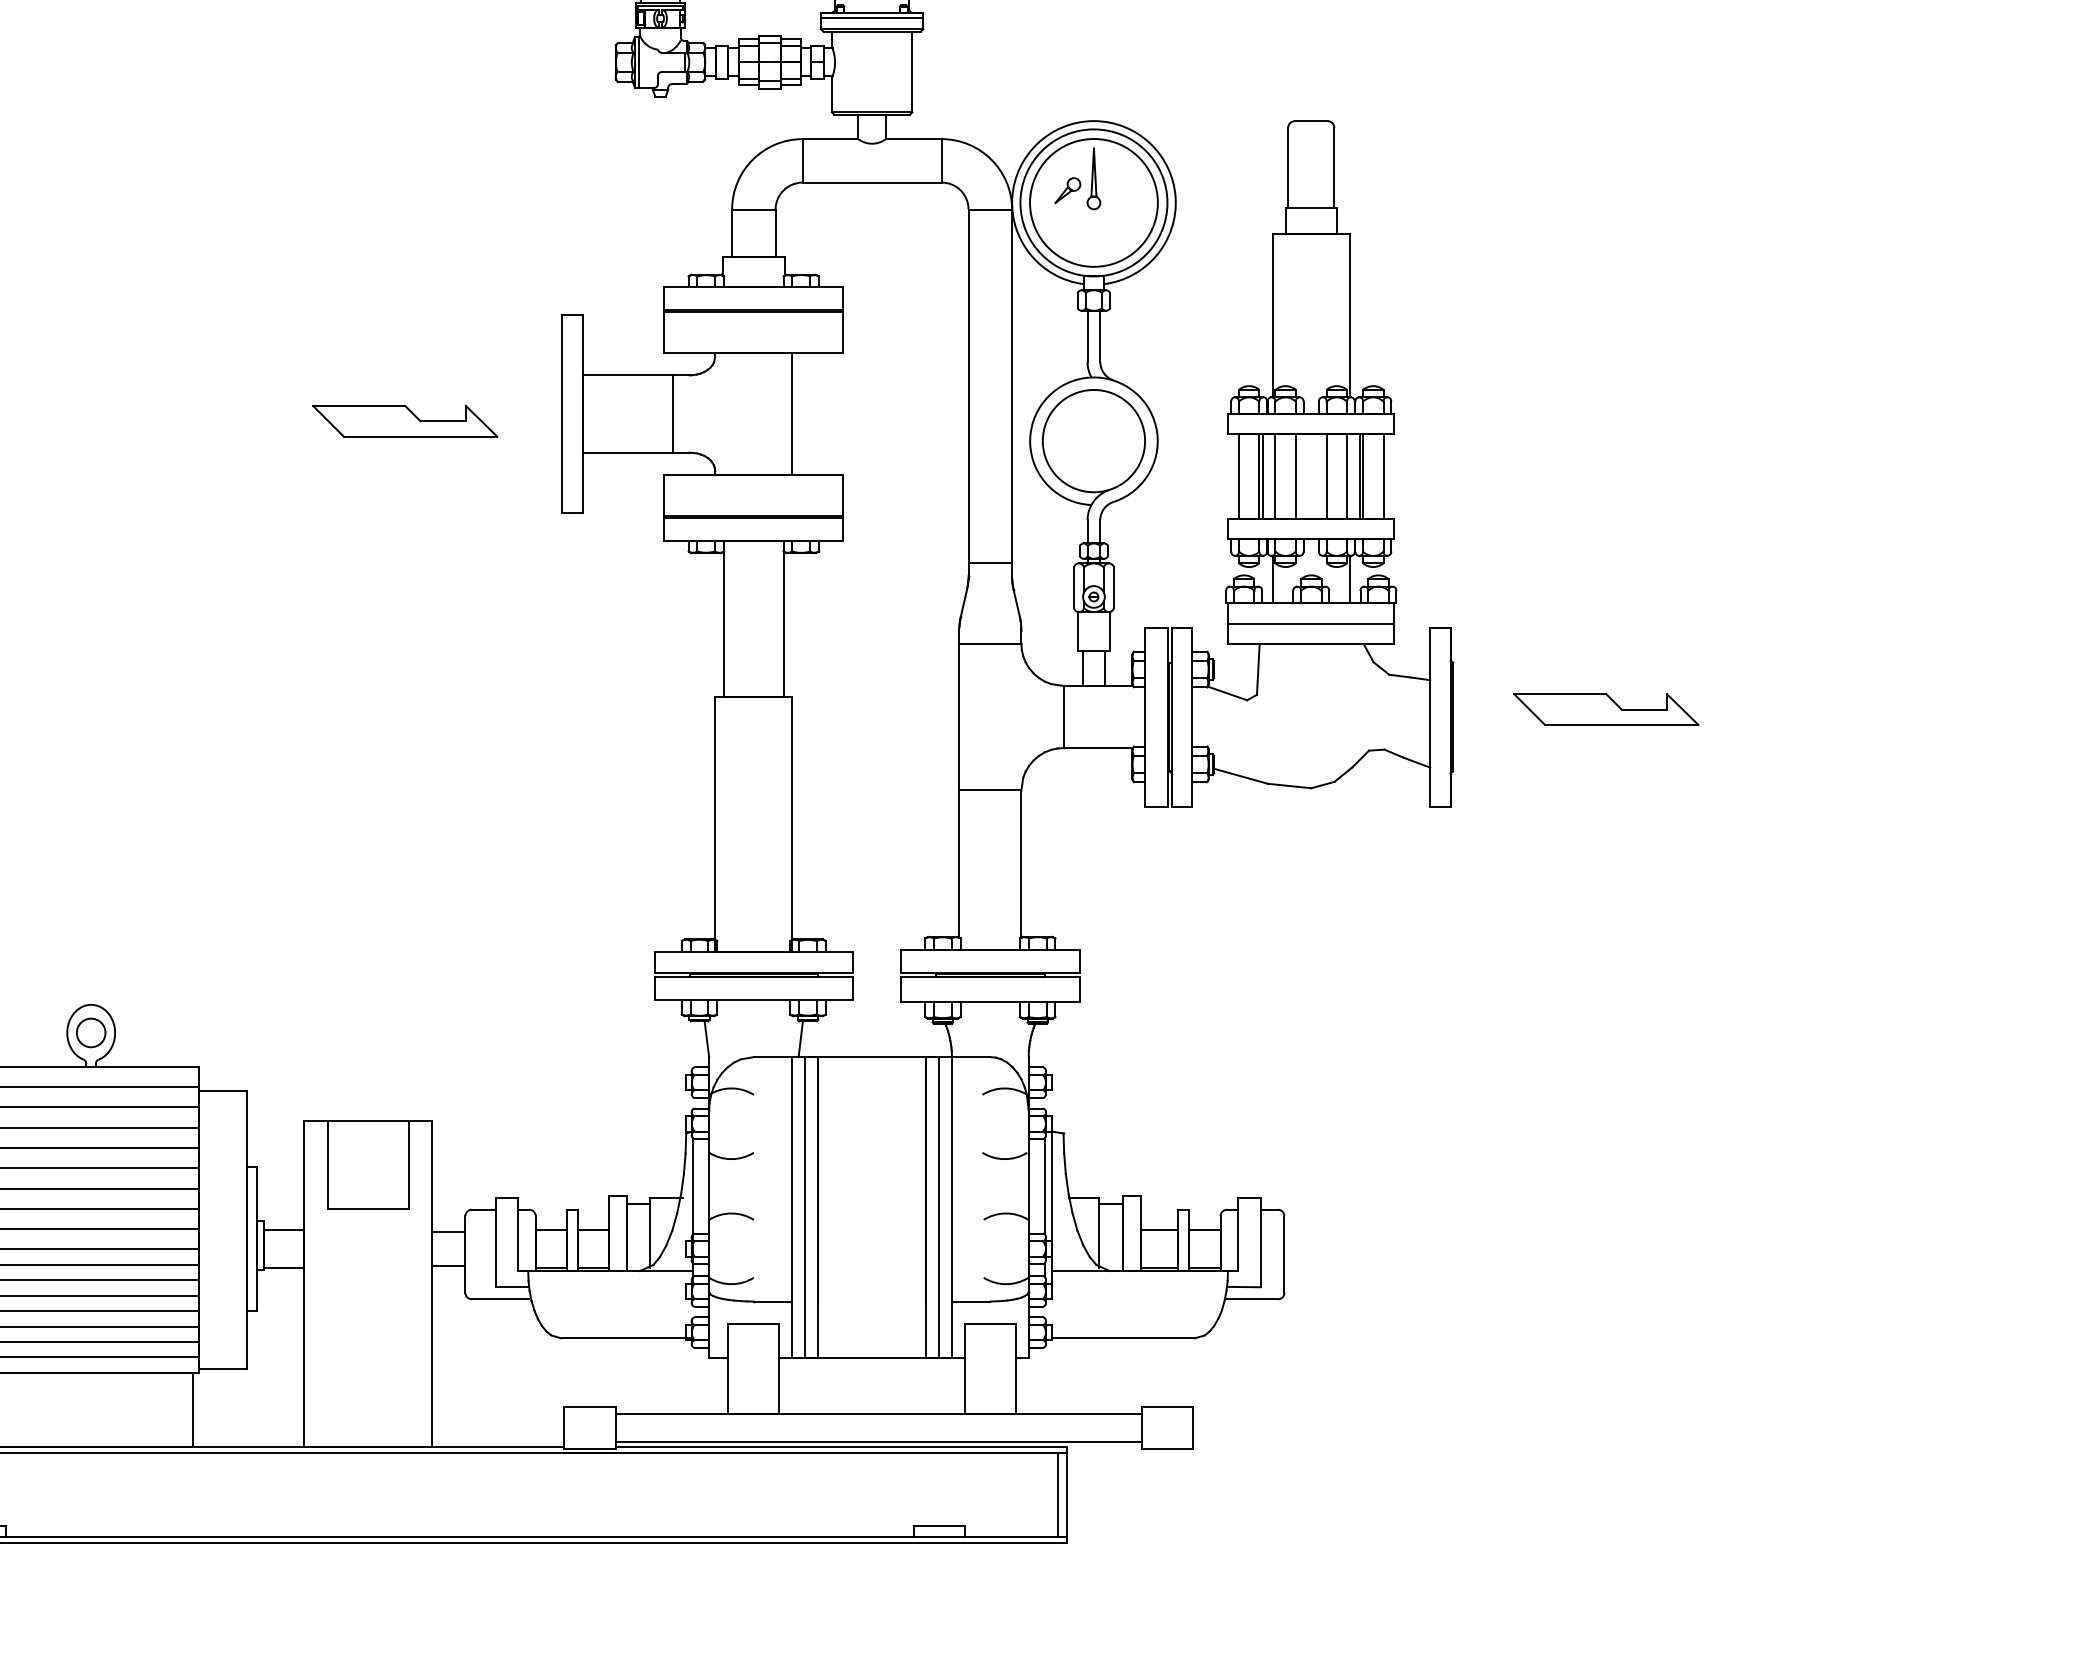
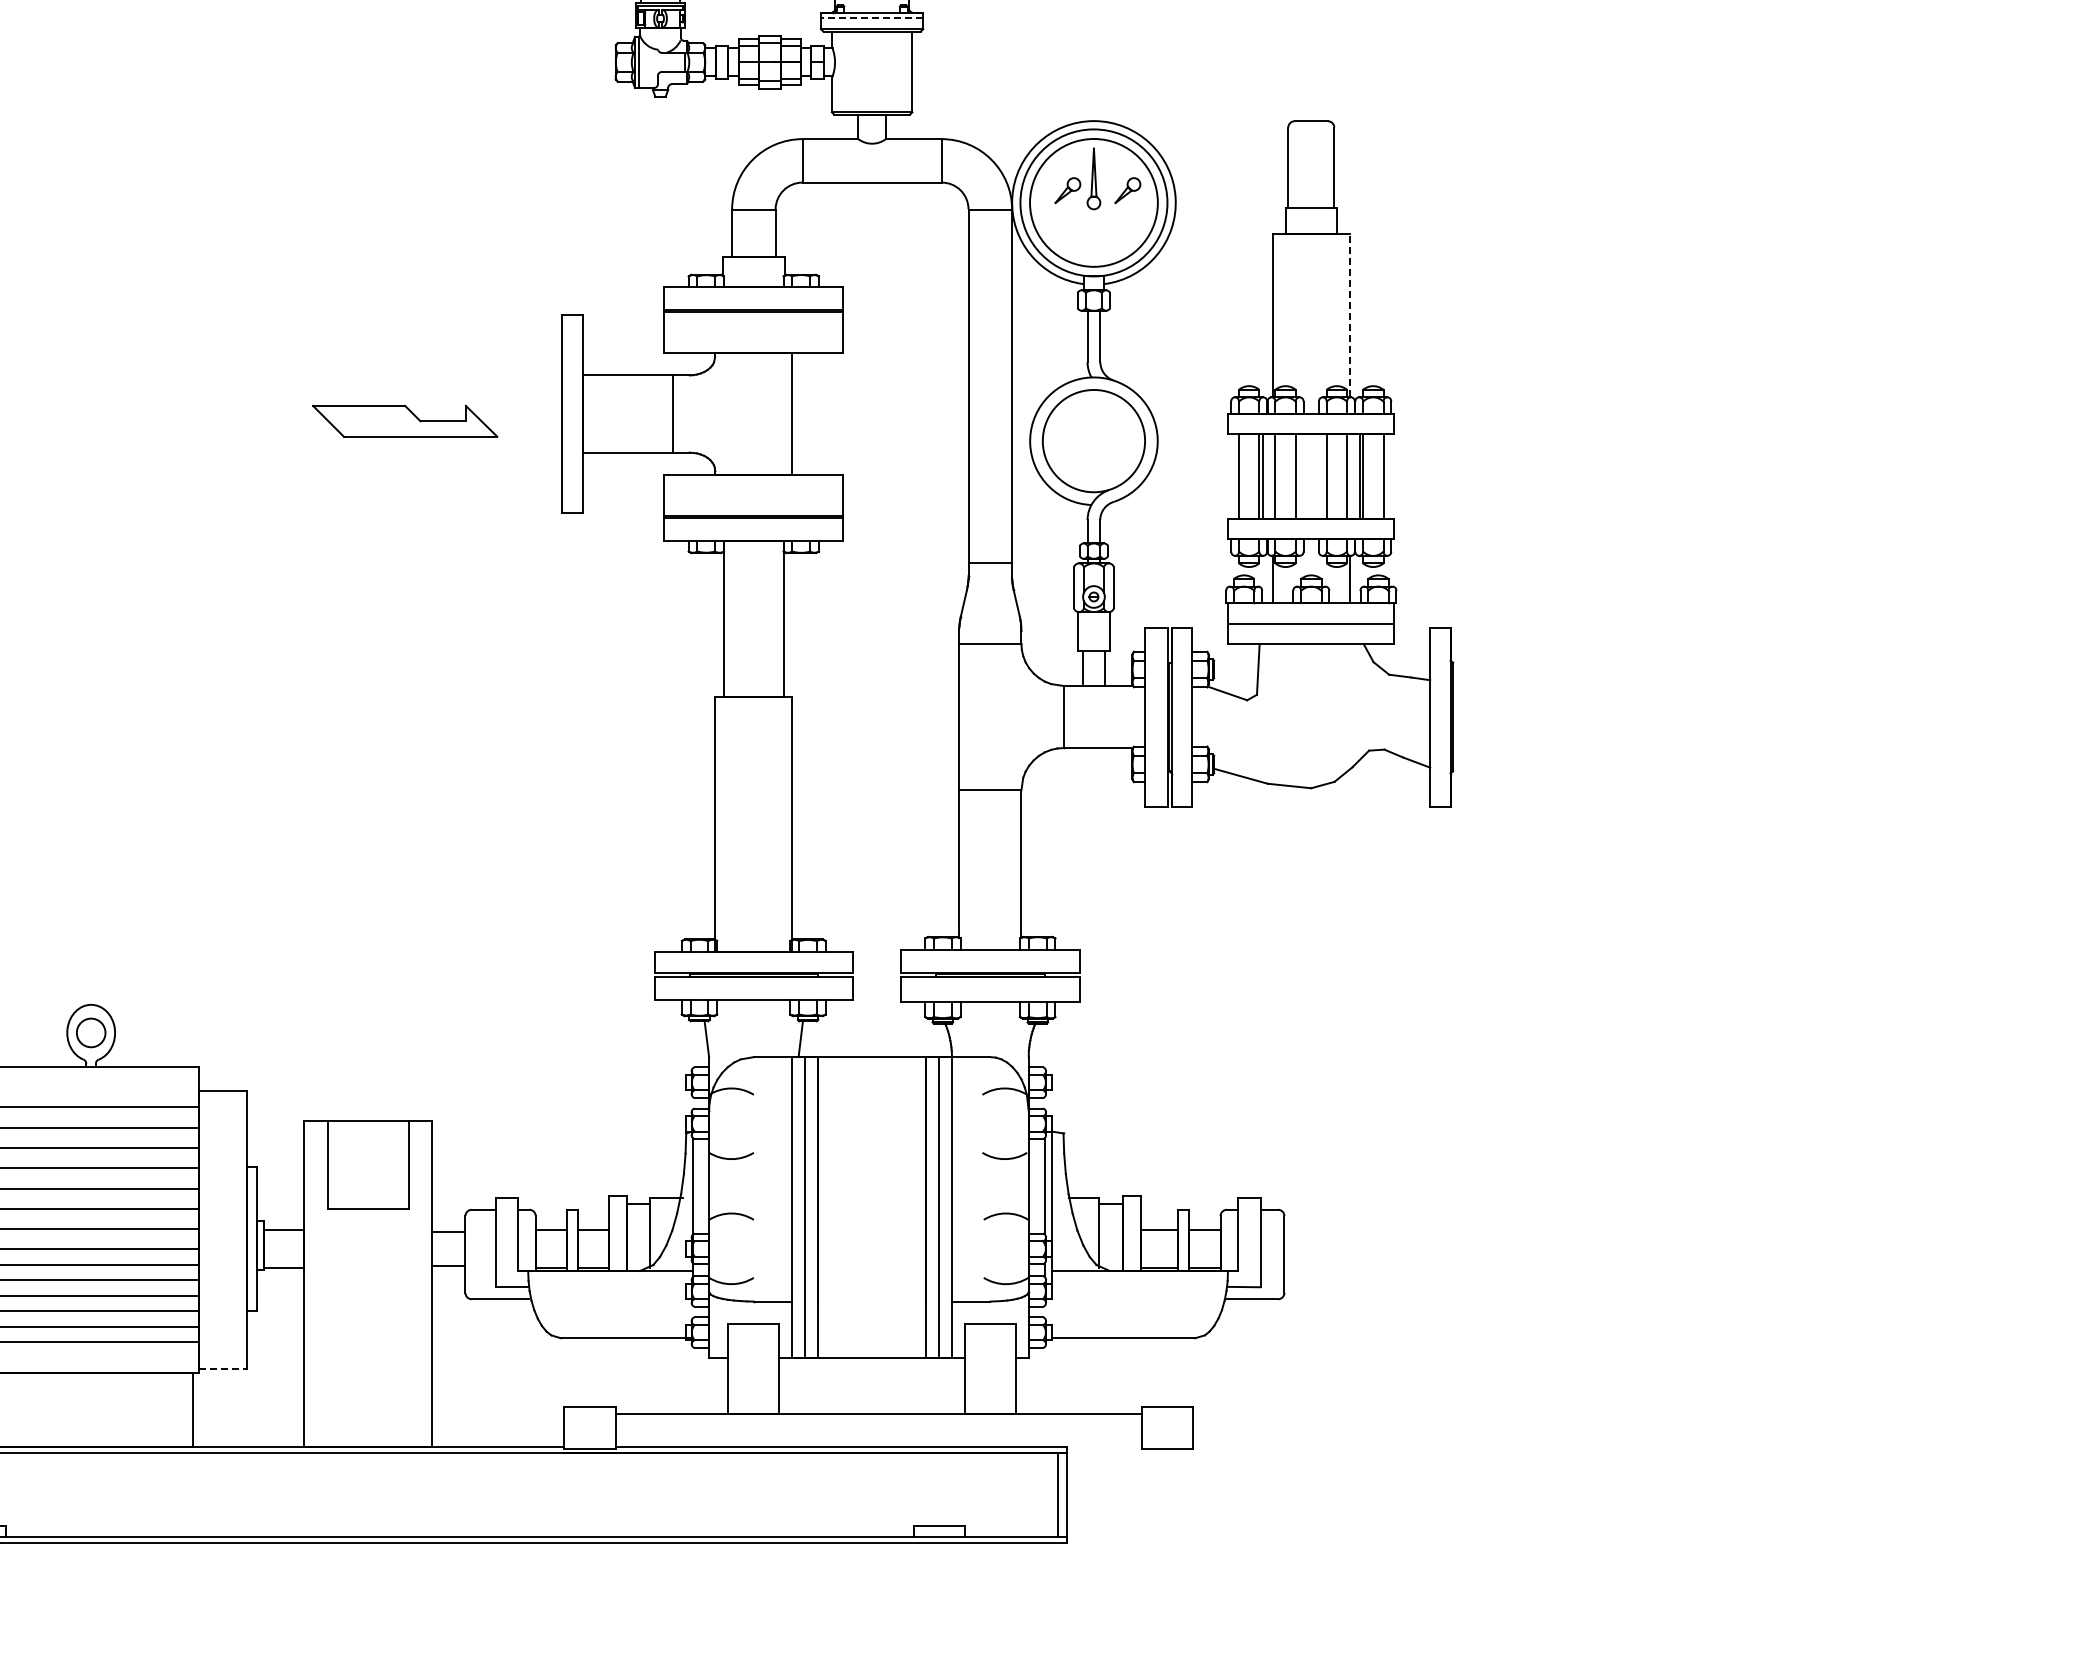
line: solid -> dashed (871, 17)
part: none -> present (1127, 190)
line: solid -> dashed (1349, 315)
part: present -> none (1606, 709)
line: present -> none (100, 1087)
line: present -> none (100, 1357)
line: solid -> dashed (223, 1368)
line: present -> none (878, 1441)
